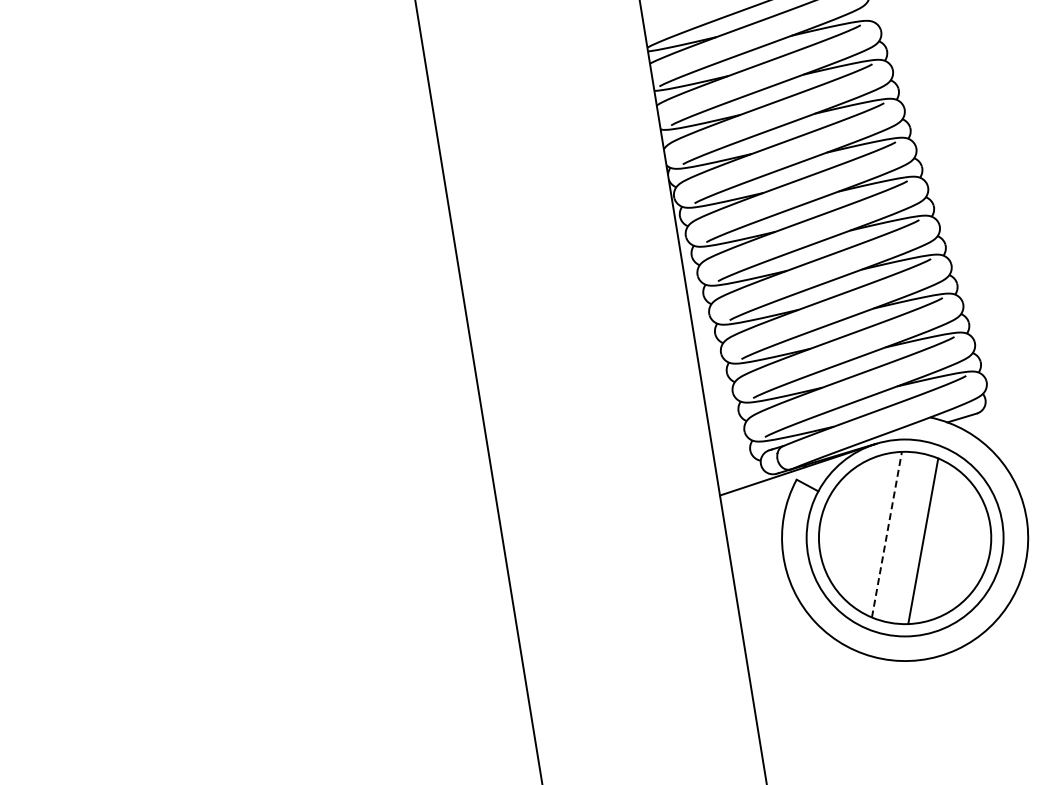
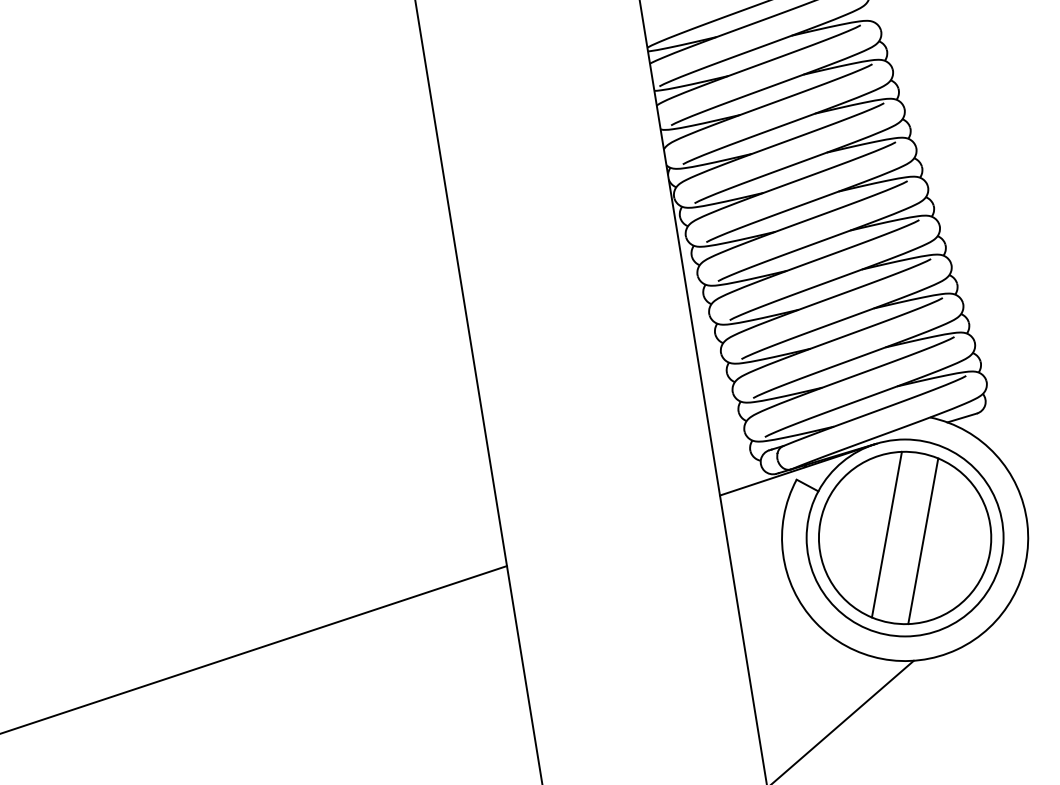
line: dashed -> solid (887, 534)
line: none -> present (254, 649)
line: none -> present (843, 720)
